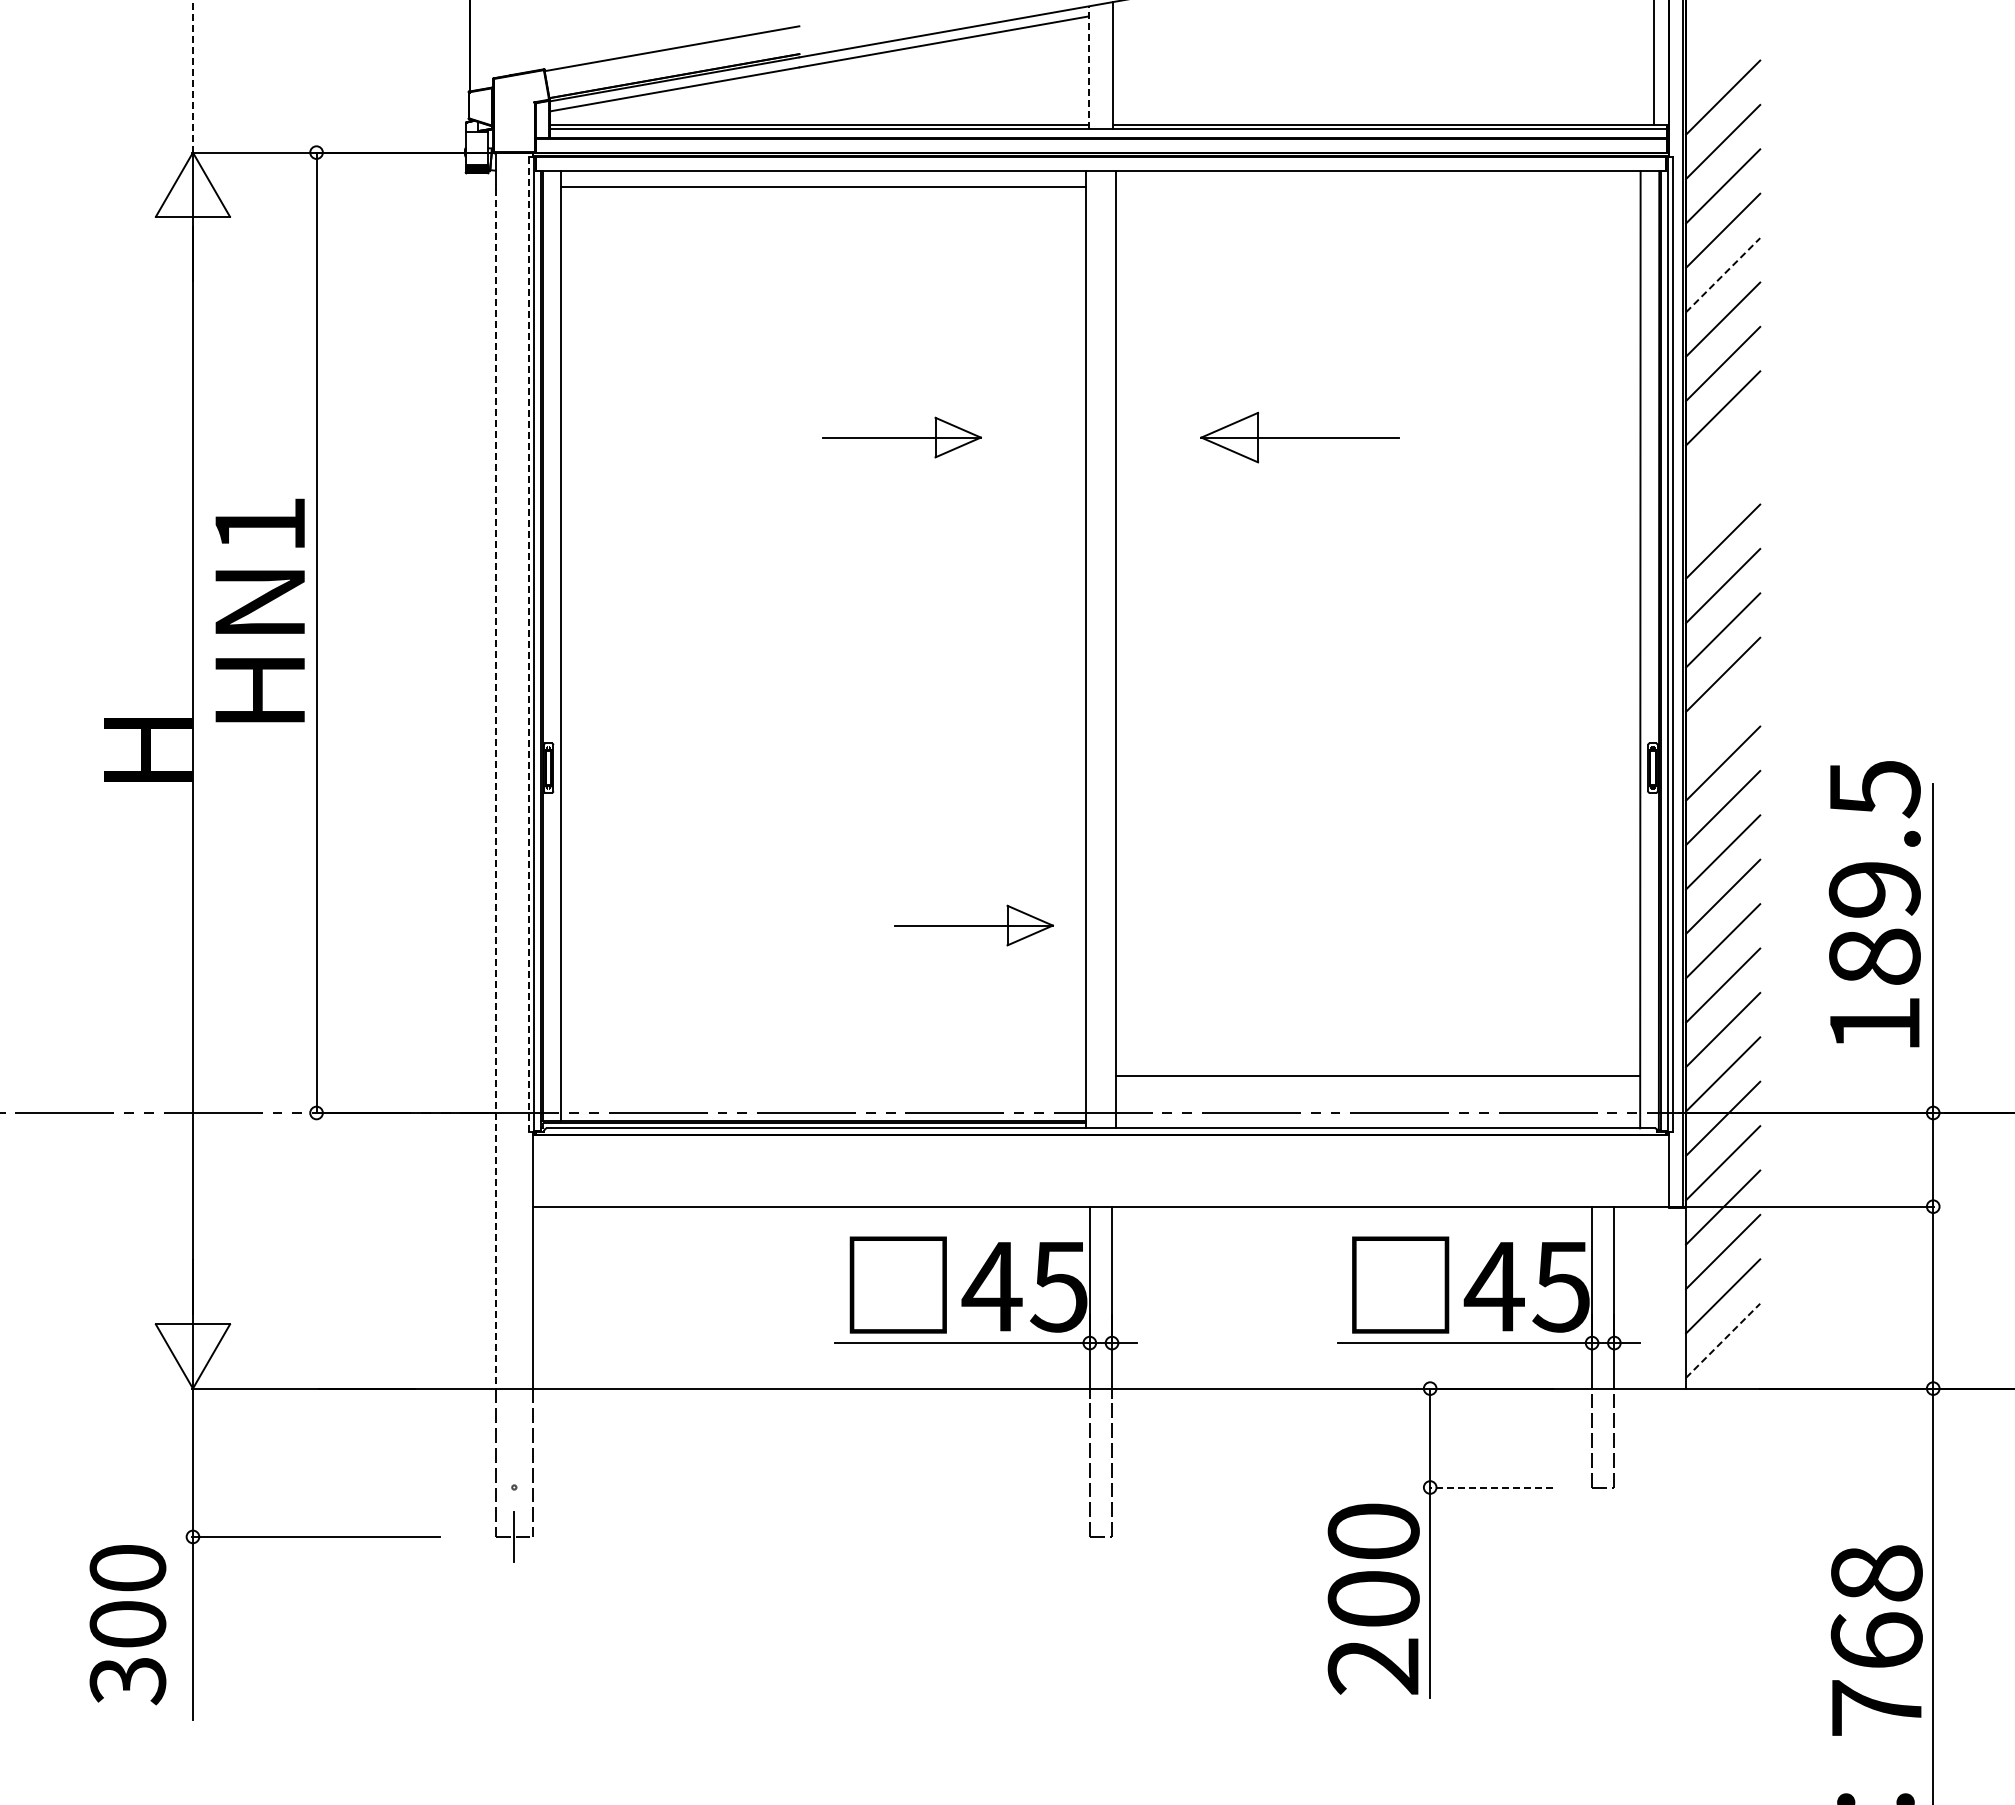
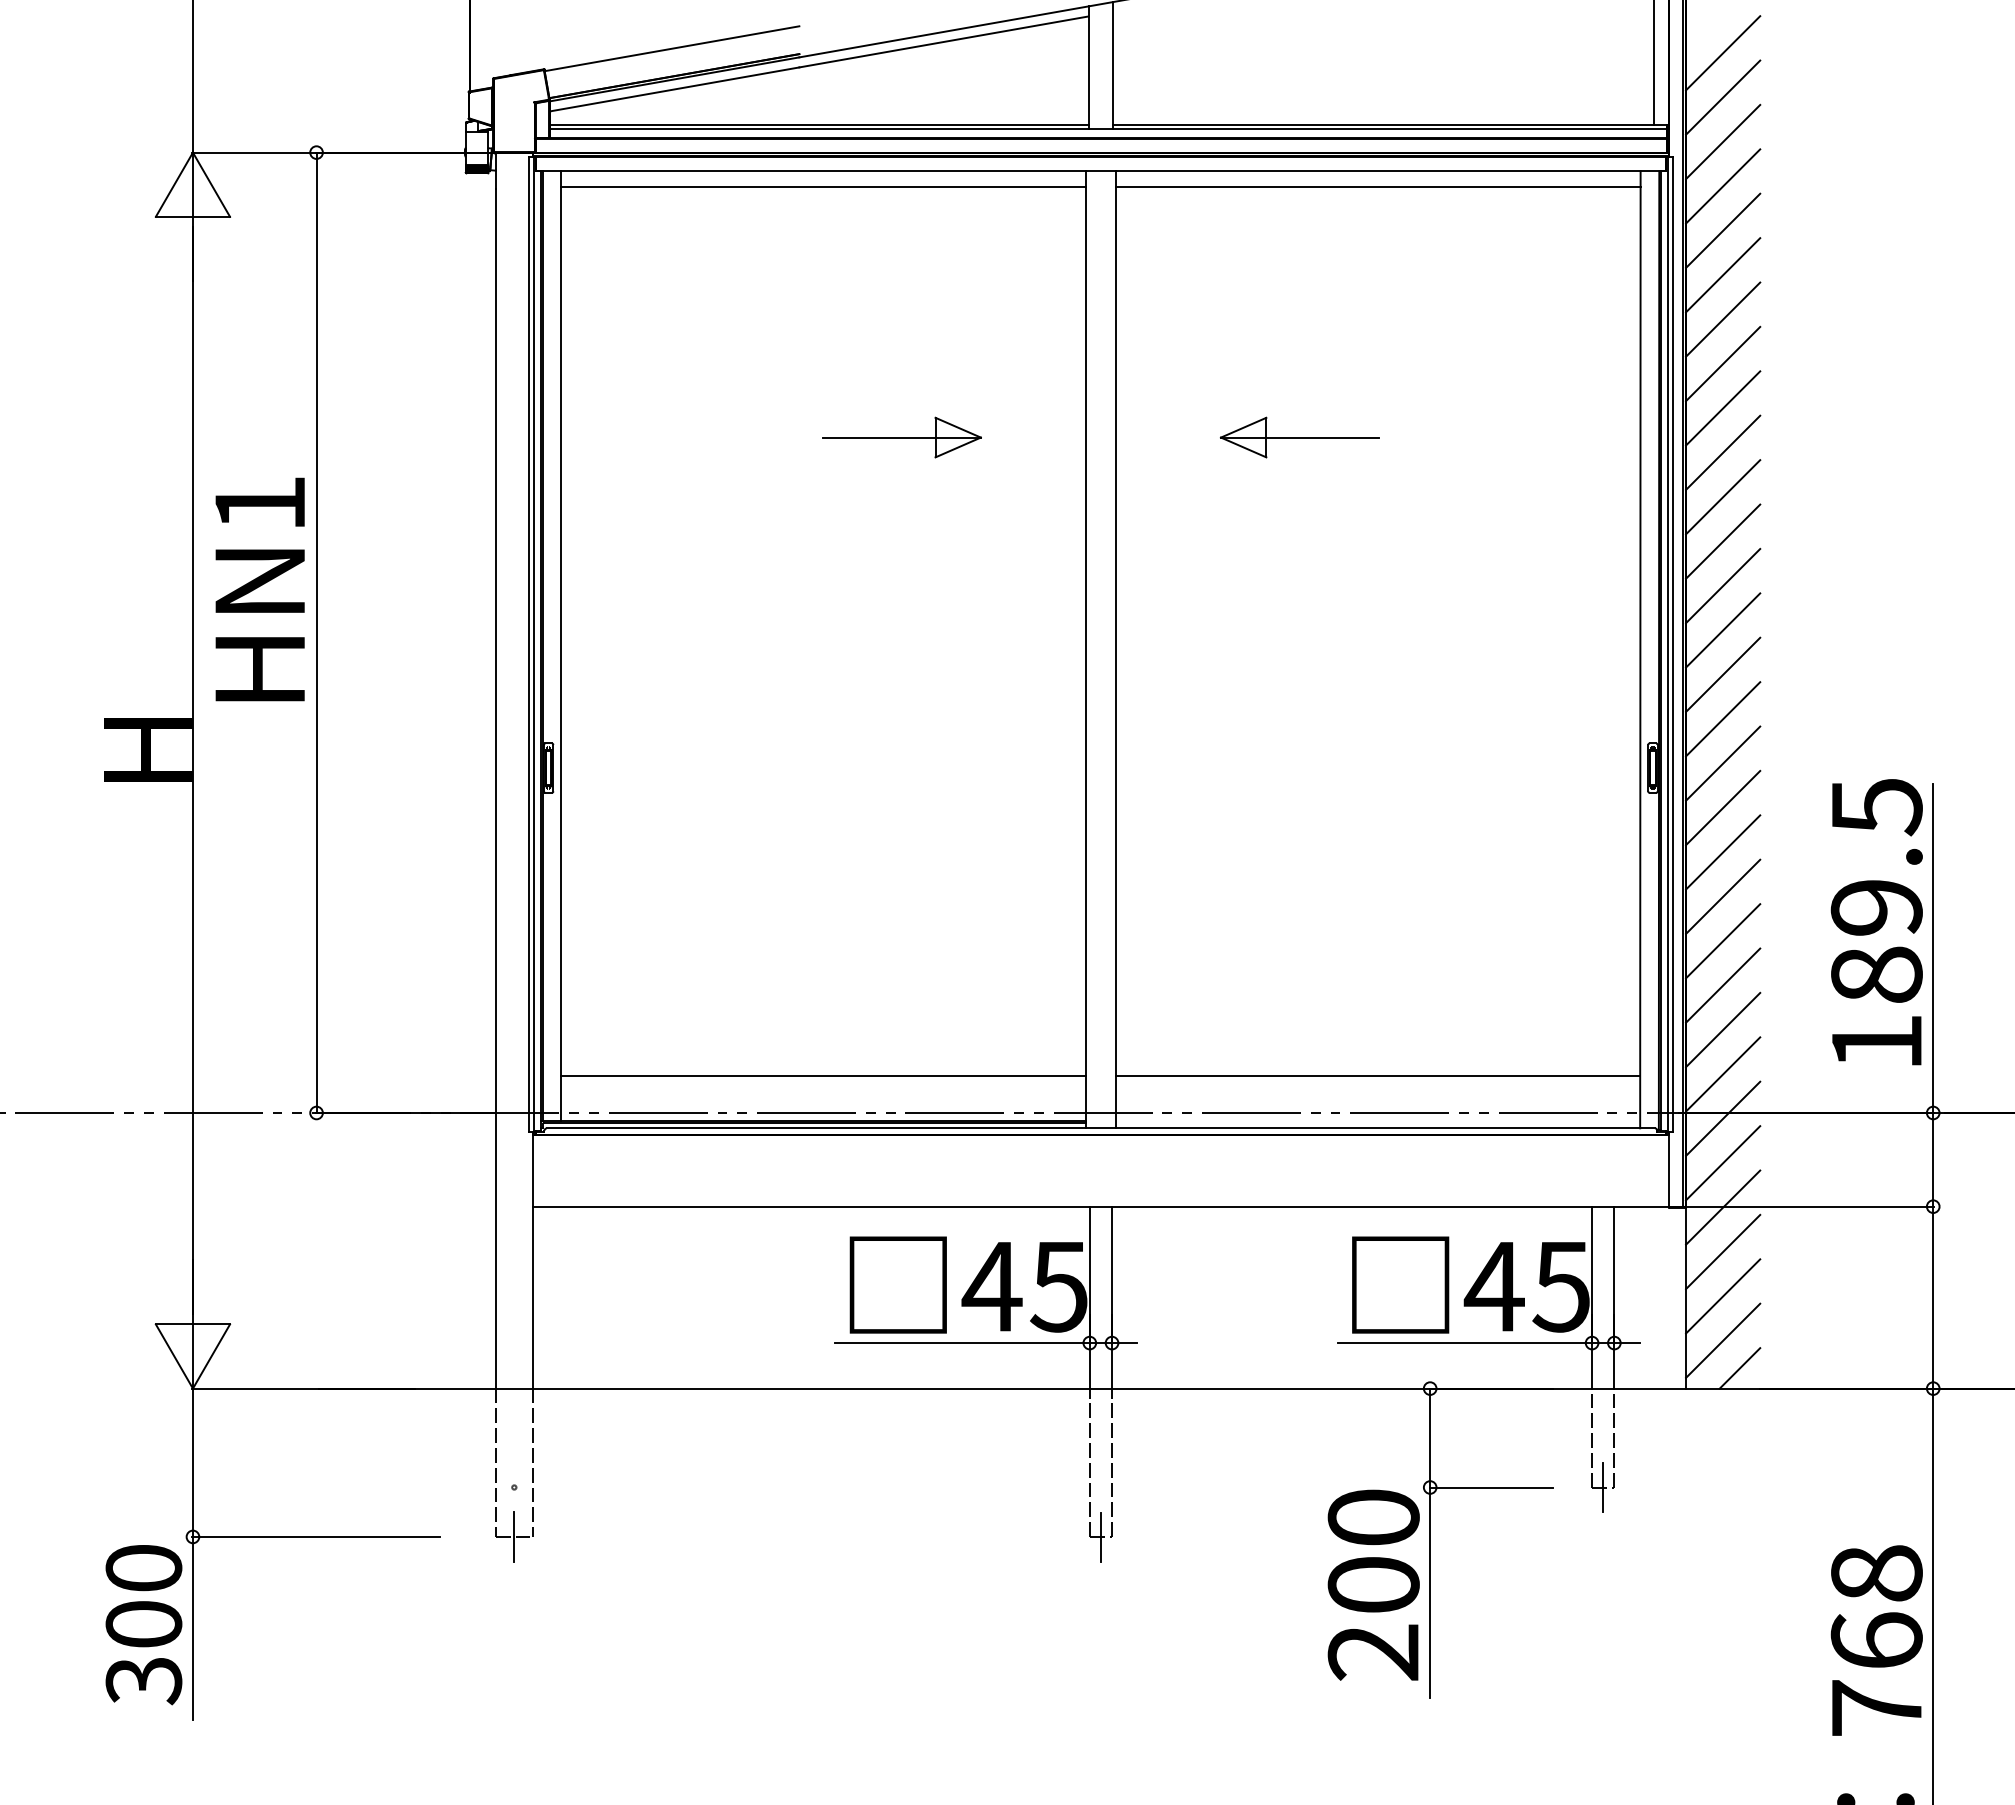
line: none -> present (1723, 53)
line: dashed -> solid (1088, 67)
line: dashed -> solid (192, 76)
line: none -> present (1377, 187)
line: dashed -> solid (1723, 274)
part size: 200x53 px -> 161x43 px (1299, 437)
line: none -> present (1723, 452)
line: none -> present (1723, 497)
text position: (259, 610) -> (259, 589) (259, 589)
line: dashed -> solid (529, 644)
line: none -> present (1723, 719)
line: dashed -> solid (495, 788)
text position: (1874, 904) -> (1876, 922) (1876, 922)
part: present -> none (973, 925)
line: none -> present (823, 1075)
line: dashed -> solid (1723, 1340)
line: none -> present (1739, 1368)
line: dashed -> solid (1491, 1487)
line: none -> present (1603, 1487)
line: none -> present (1100, 1537)
text position: (1373, 1598) -> (1373, 1584) (1373, 1584)
text position: (127, 1625) -> (143, 1625) (143, 1625)
